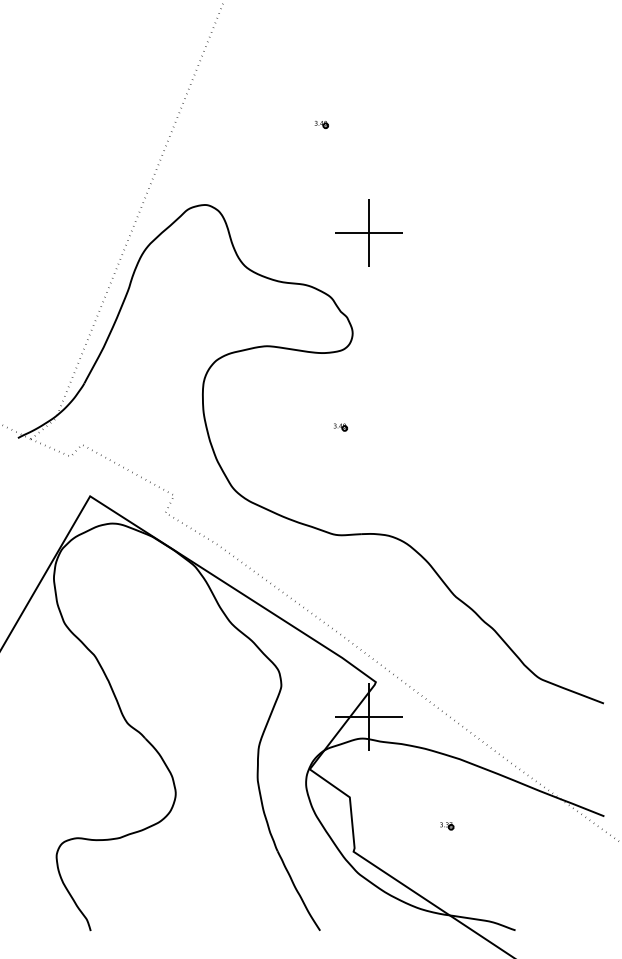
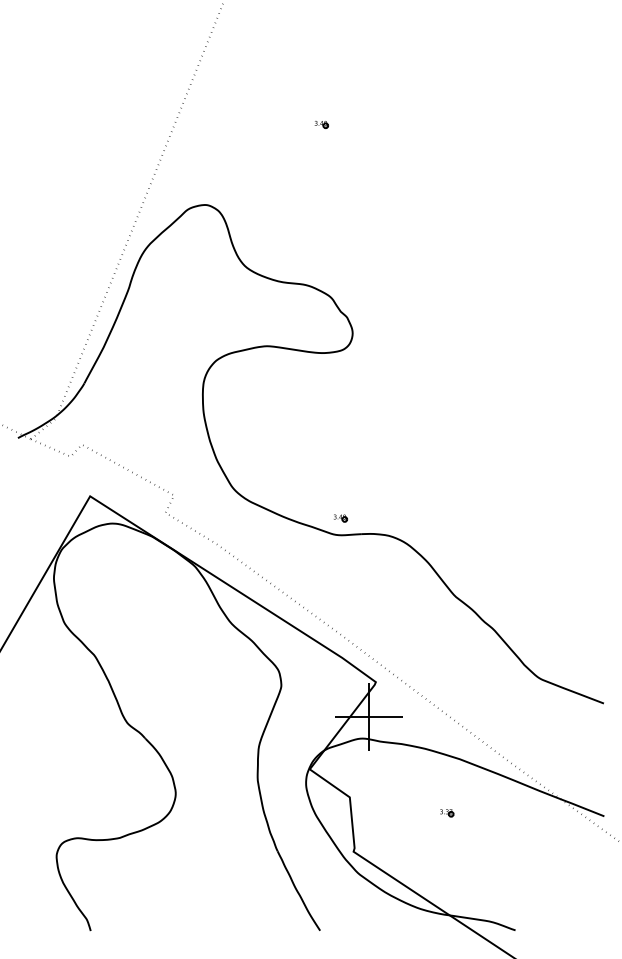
part: present -> none (368, 232)
part position: (341, 427) -> (341, 518) (341, 518)
part position: (447, 826) -> (447, 813) (447, 813)
